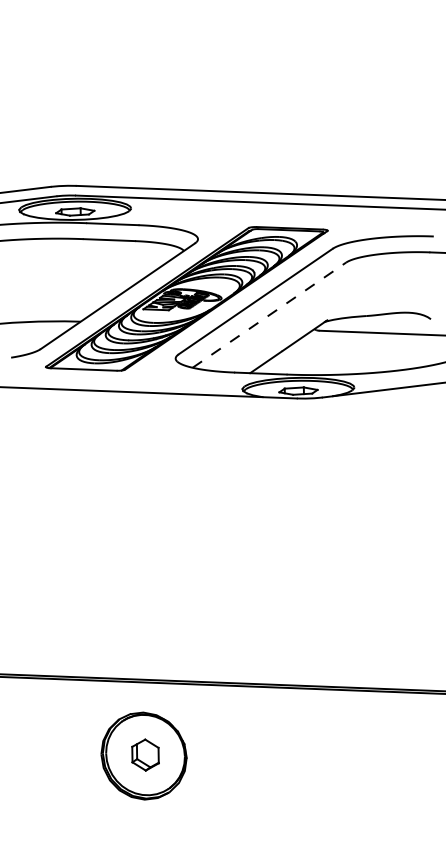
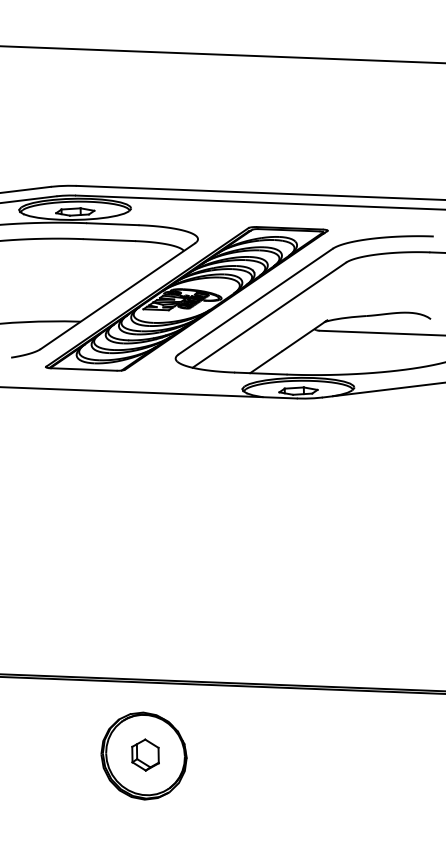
line: none -> present (222, 54)
line: dashed -> solid (269, 314)
